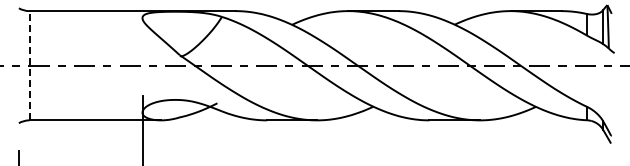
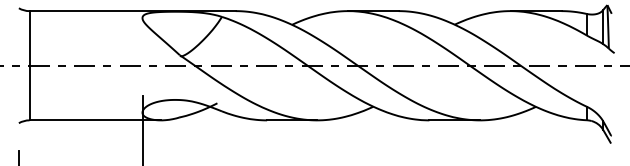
line: dashed -> solid (29, 65)
